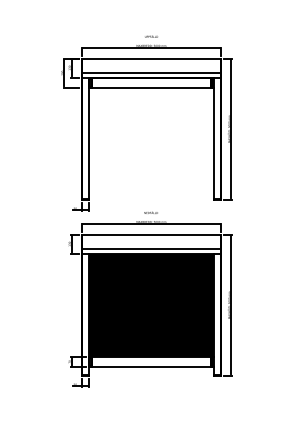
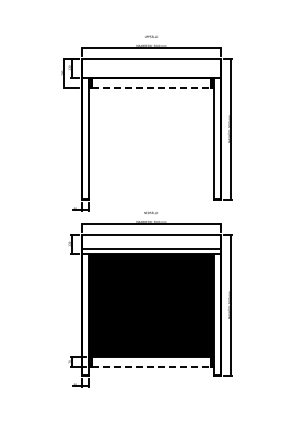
line: present -> none (151, 73)
line: solid -> dashed (151, 87)
line: solid -> dashed (151, 366)
